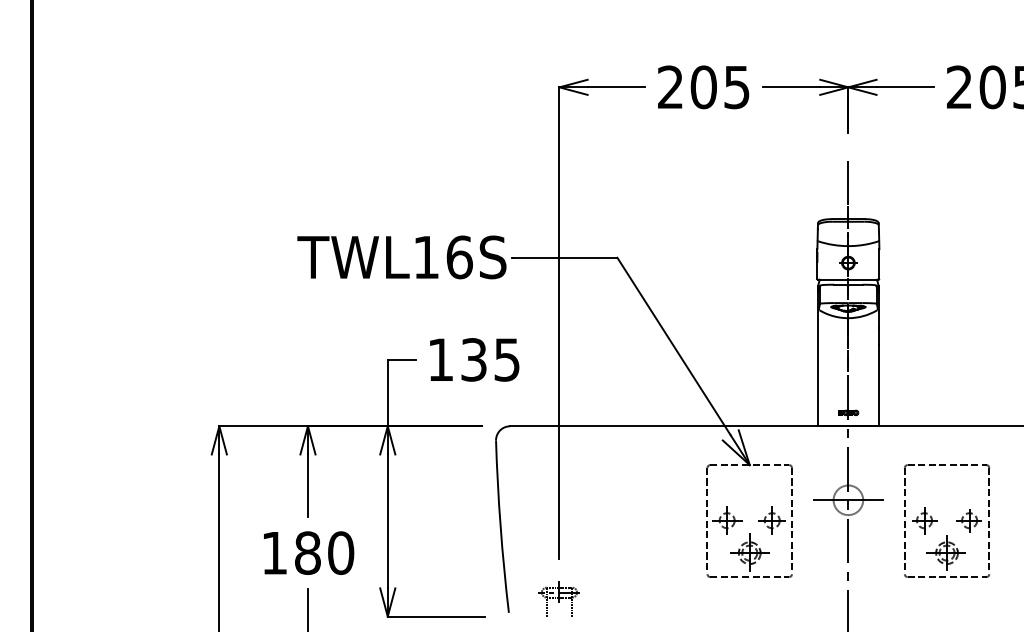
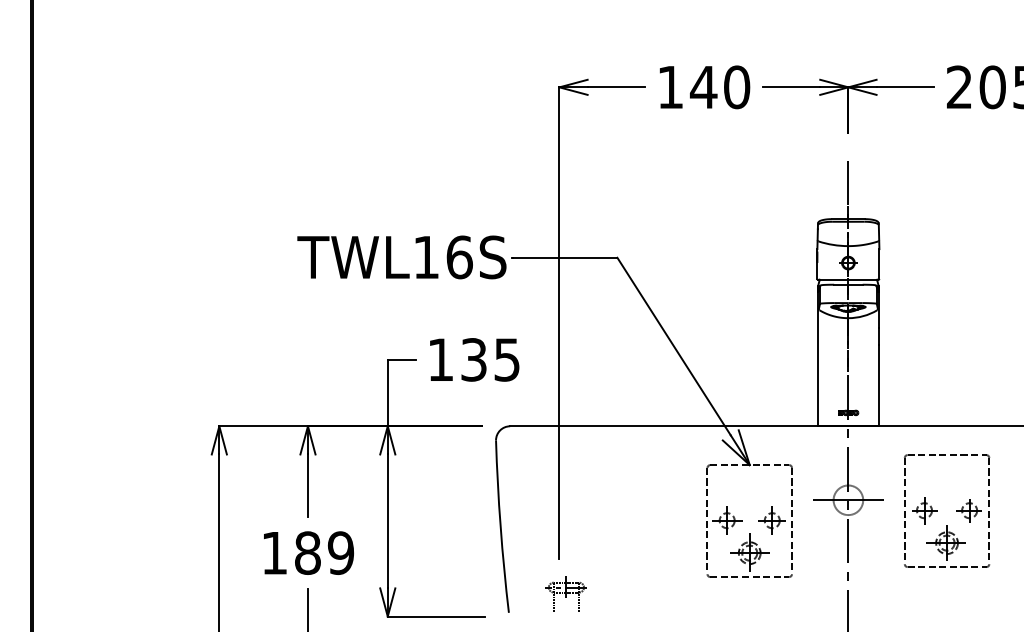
text: 205 -> 140 (704, 87)
part position: (956, 520) -> (956, 510) (956, 510)
text: 180 -> 189 (340, 552)
part position: (558, 598) -> (565, 593) (565, 593)
